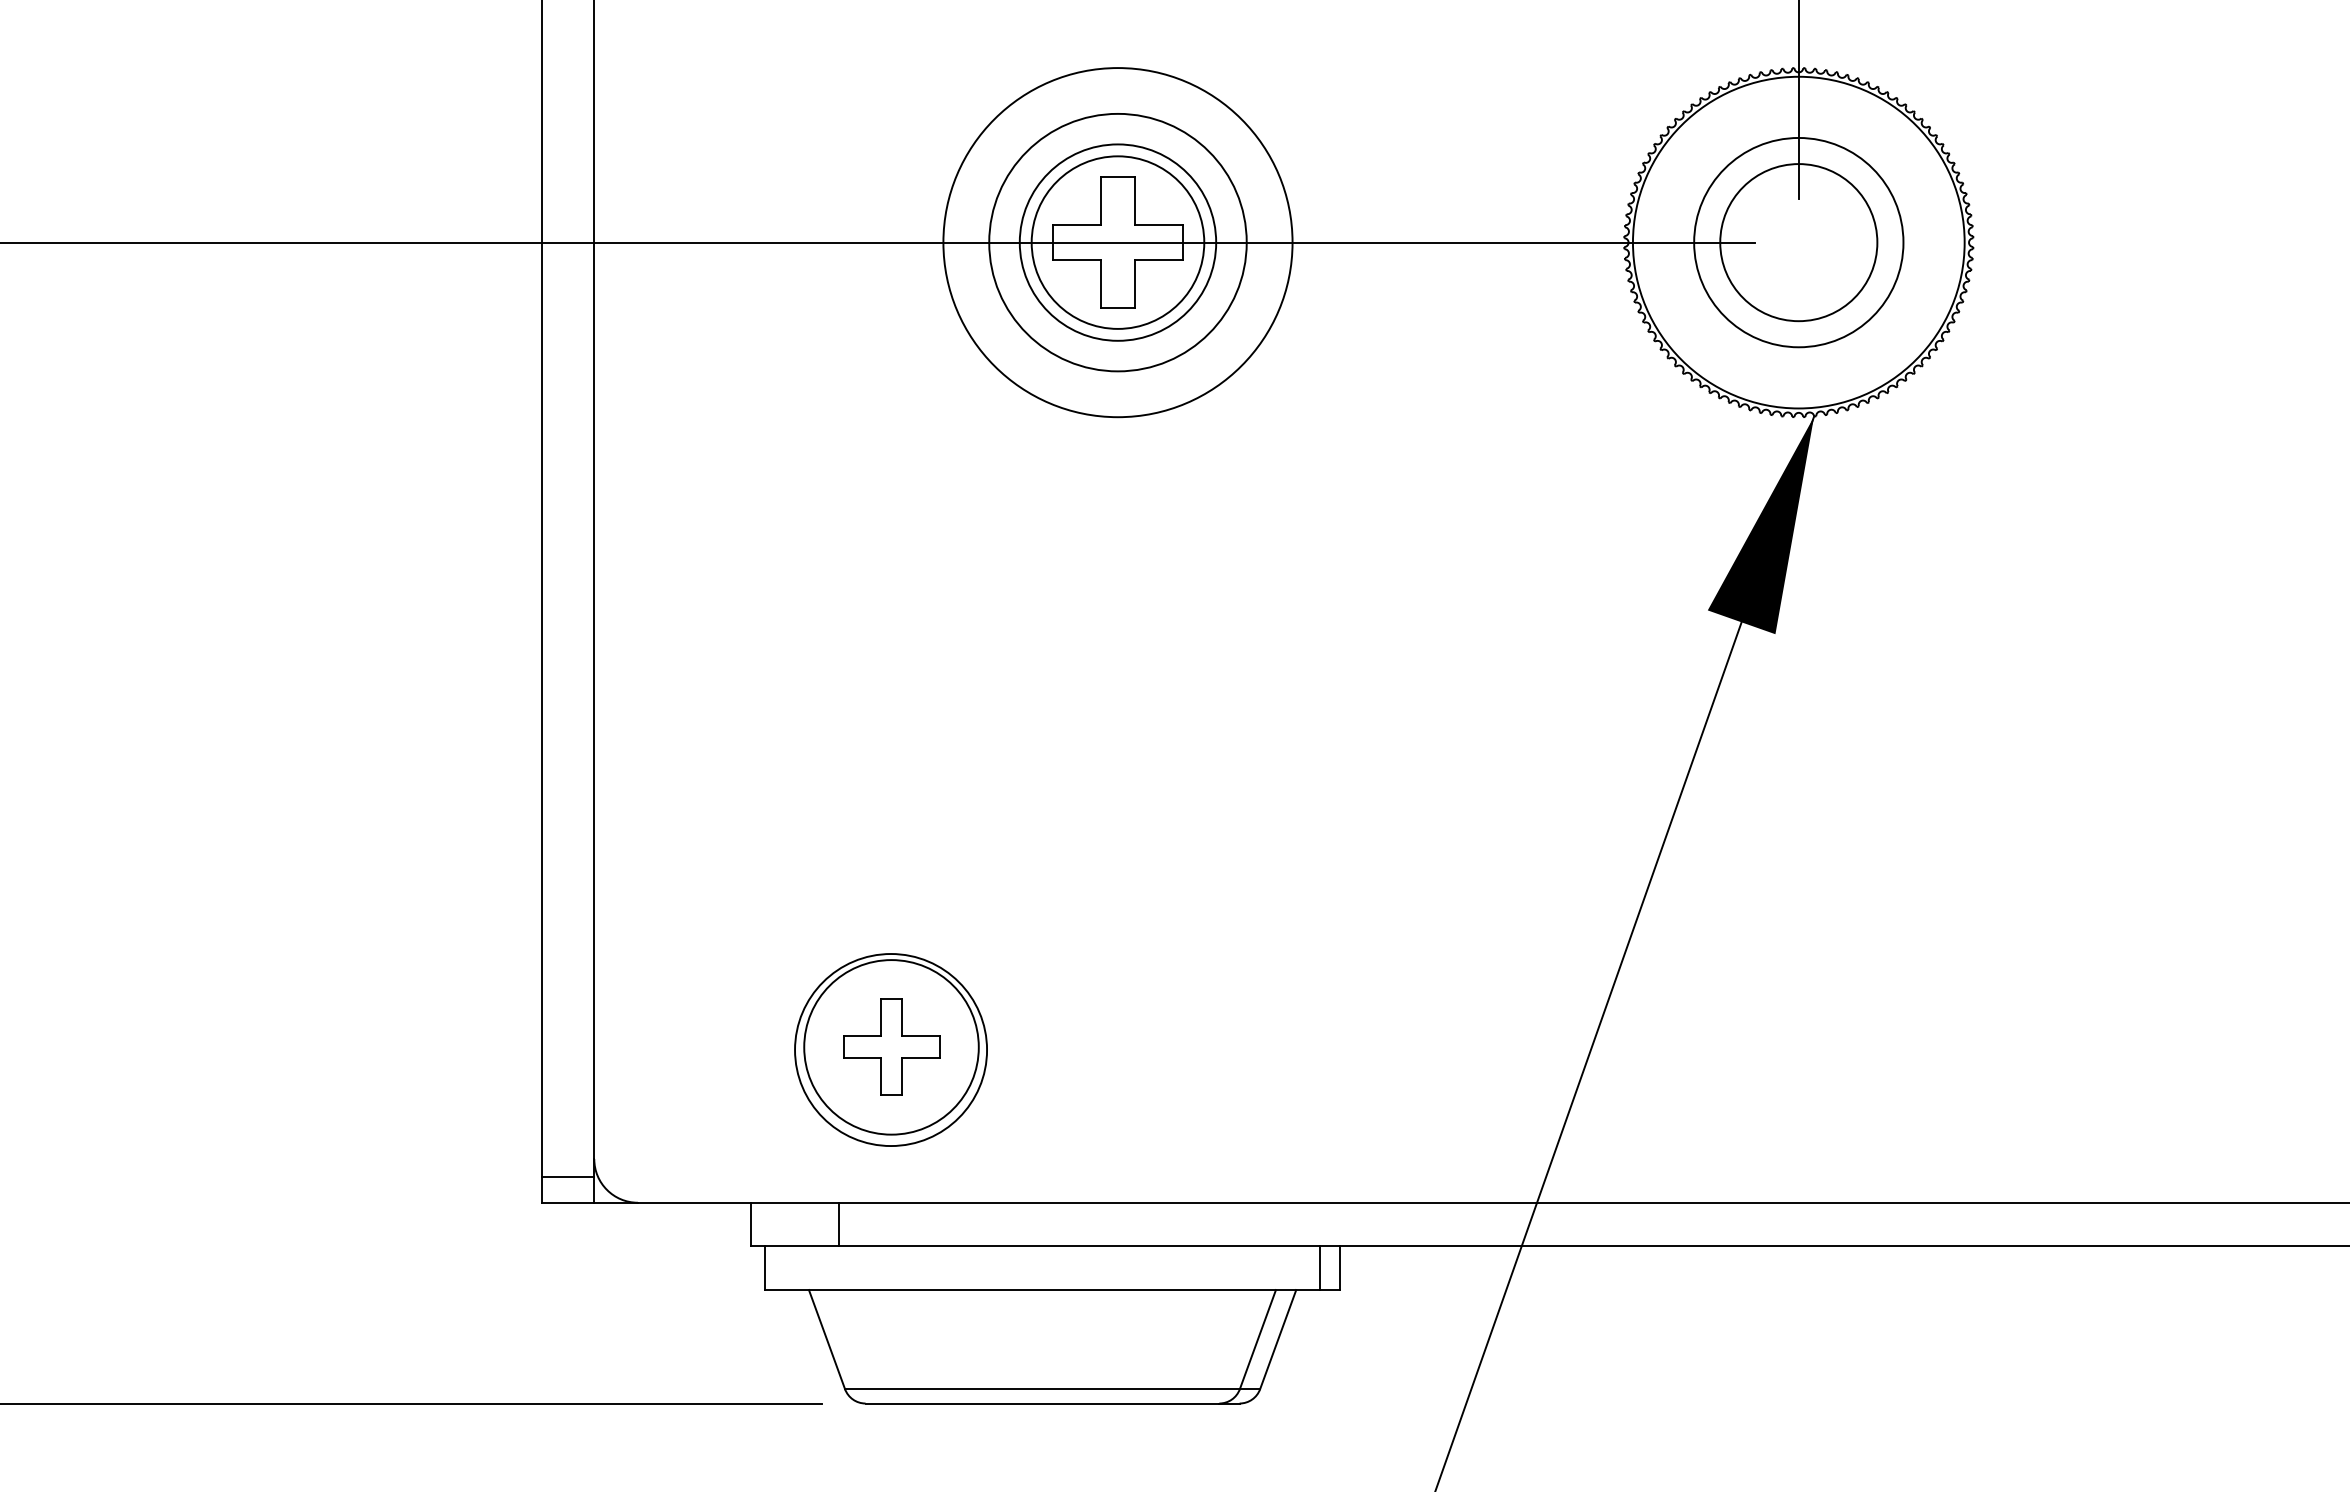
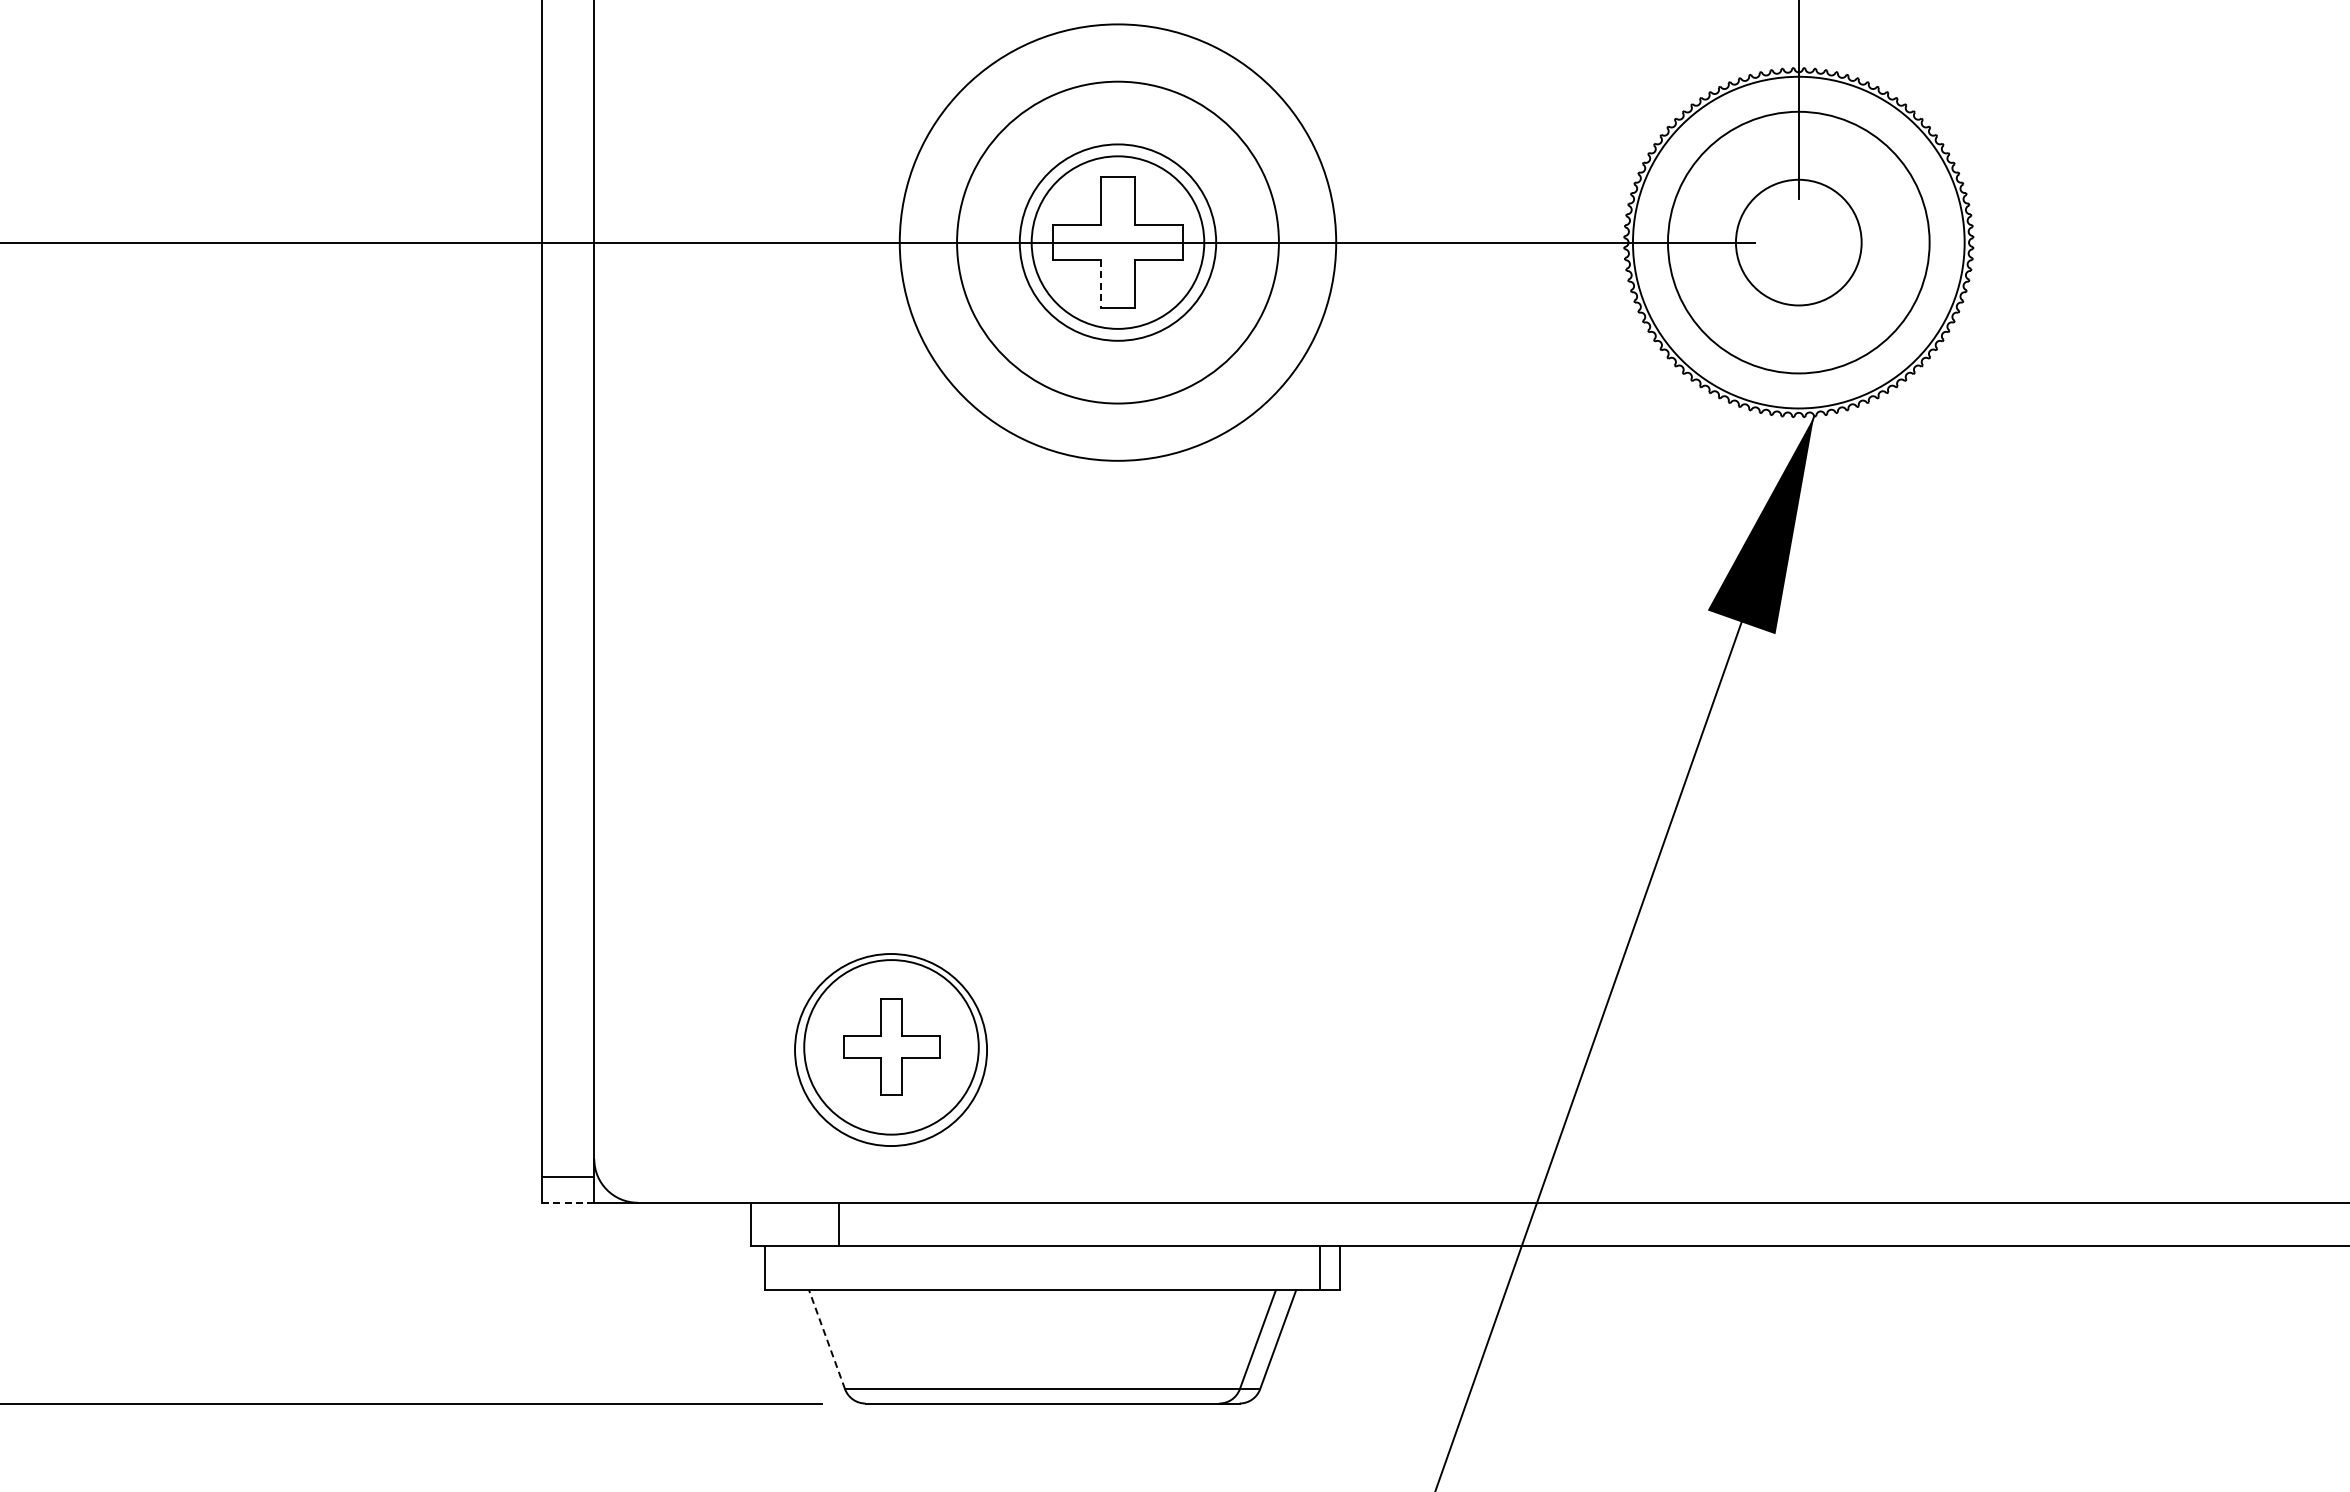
circle diameter: 257 px -> 322 px (1117, 242)
circle diameter: 349 px -> 436 px (1117, 242)
circle diameter: 157 px -> 126 px (1798, 242)
circle diameter: 209 px -> 262 px (1798, 242)
line: solid -> dashed (1100, 284)
line: solid -> dashed (568, 1202)
line: solid -> dashed (827, 1339)
